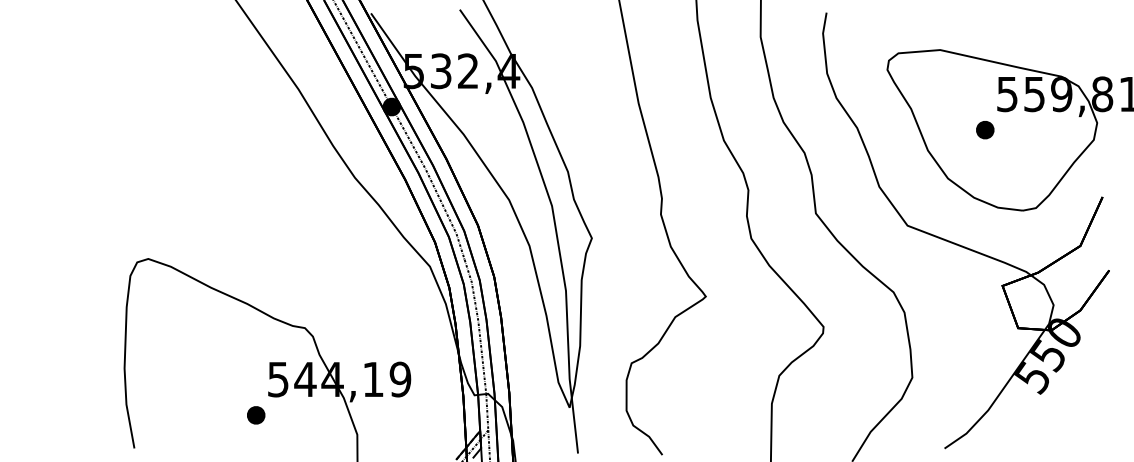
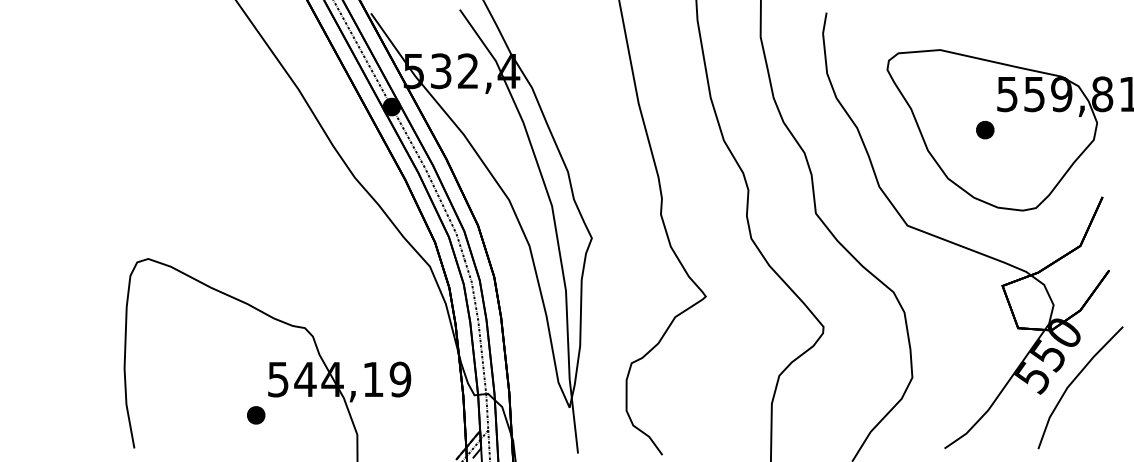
part: none -> present (1074, 381)
